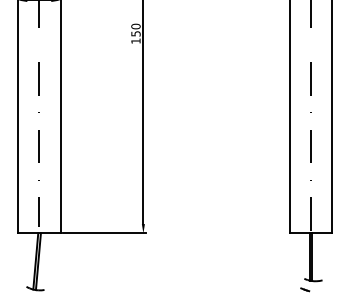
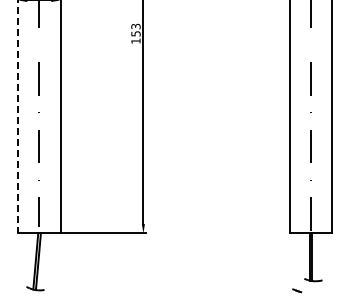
text: 150 -> 153 (135, 26)
line: solid -> dashed (18, 117)
part position: (305, 289) -> (297, 290) (297, 290)
